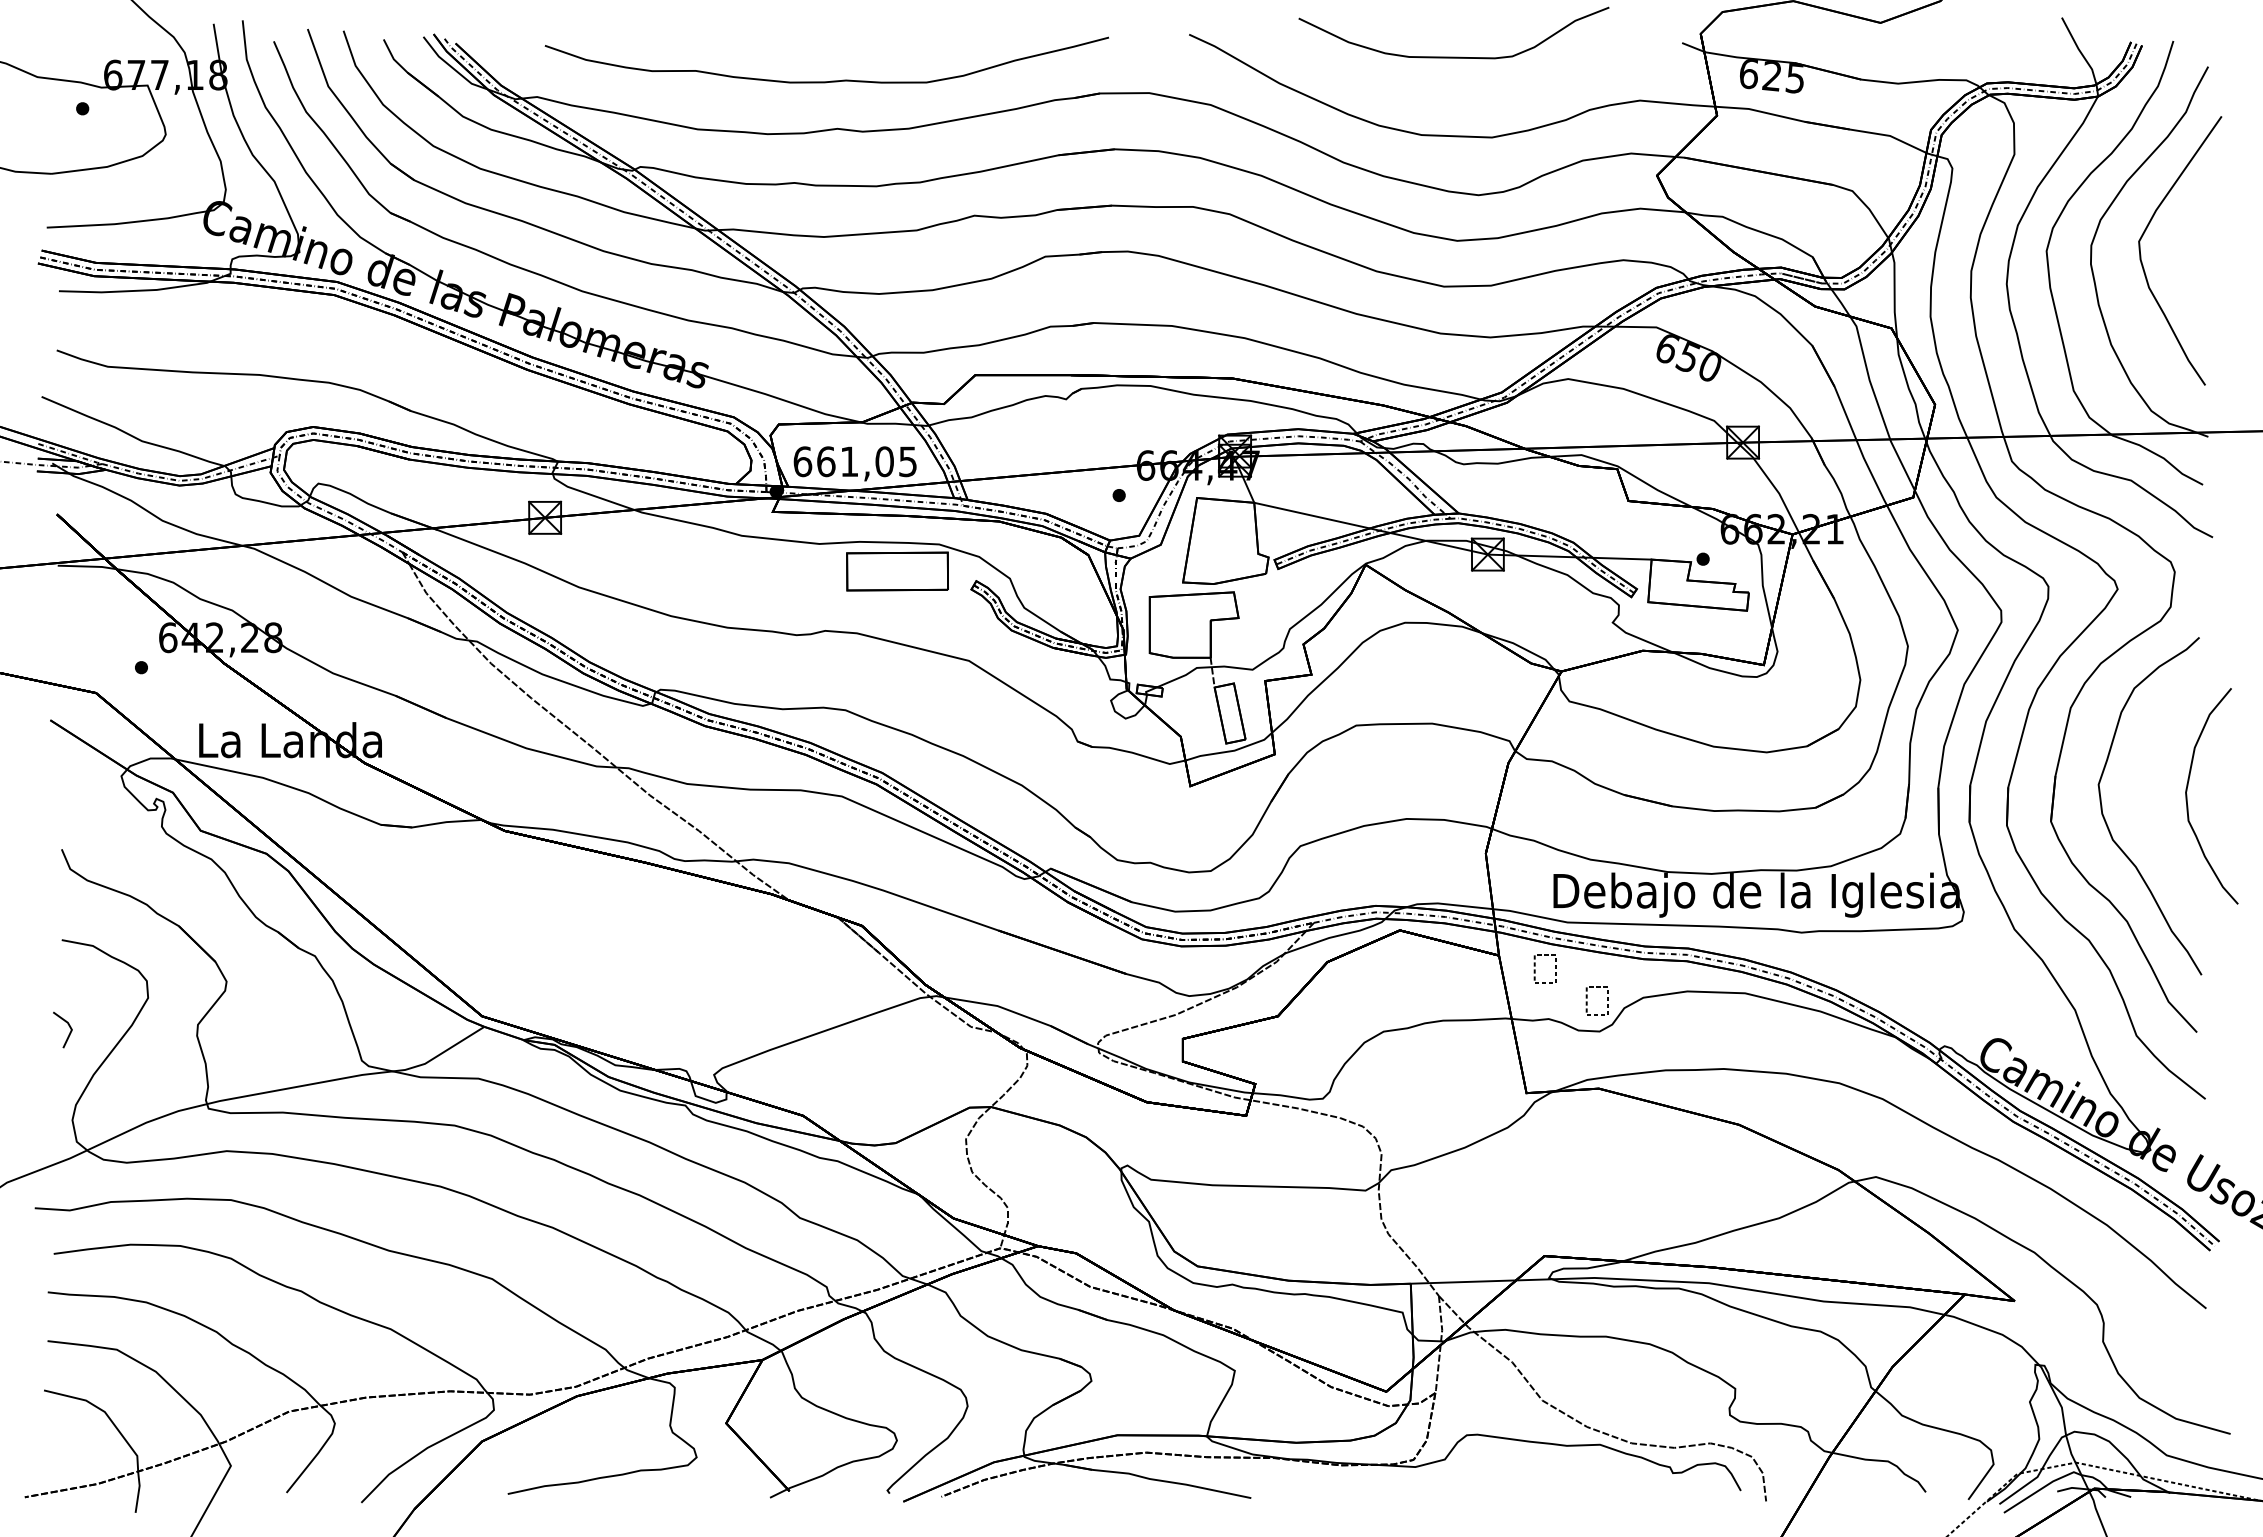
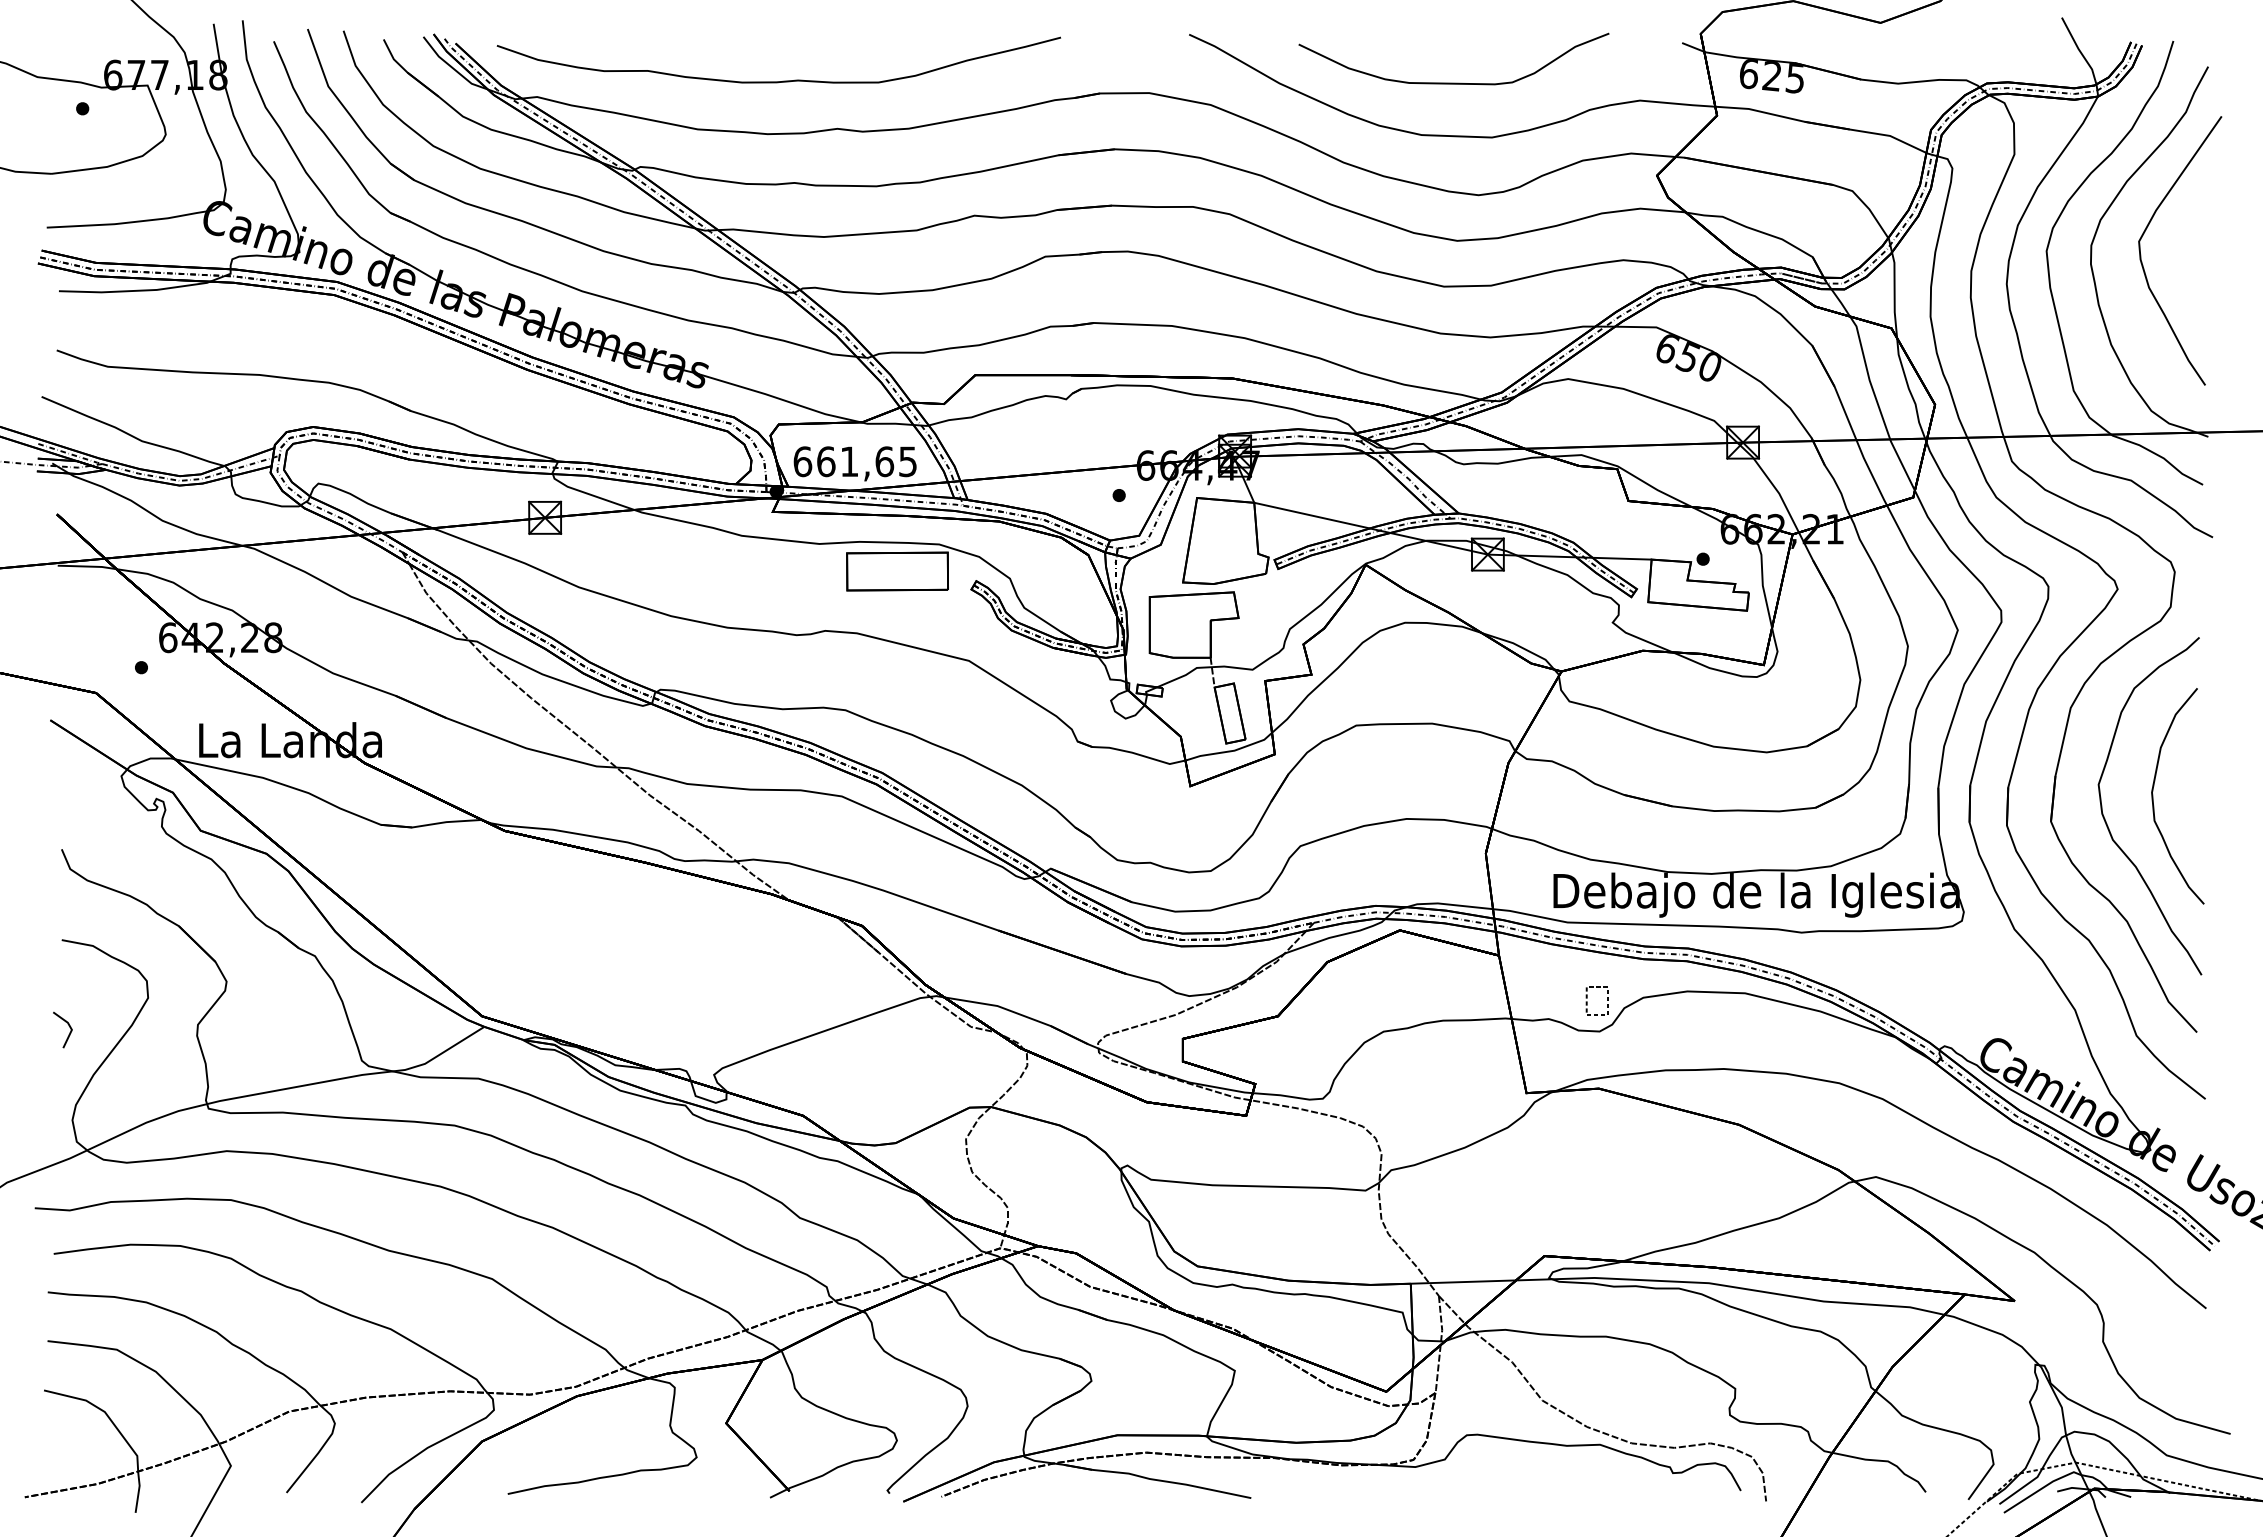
curve position: (1453, 56) -> (1453, 82) (1453, 82)
curve position: (831, 80) -> (783, 80) (783, 80)
text: 661,05 -> 661,65 (884, 461)
curve position: (2187, 796) -> (2153, 796) (2153, 796)
part: present -> none (1535, 969)
